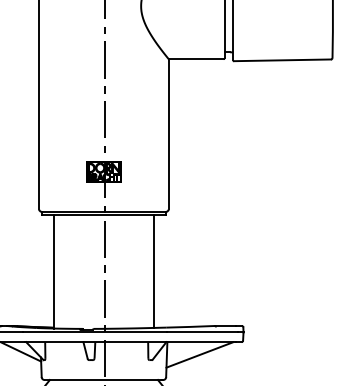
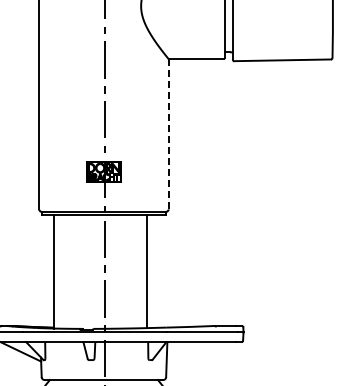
line: solid -> dashed (168, 133)
line position: (153, 270) -> (146, 270) (146, 270)
line: present -> none (199, 354)
